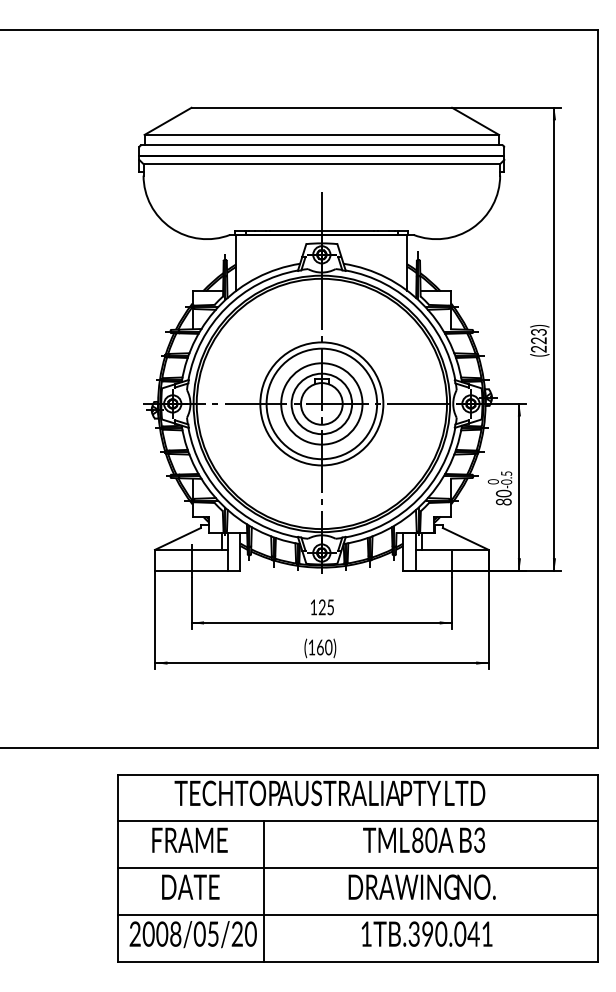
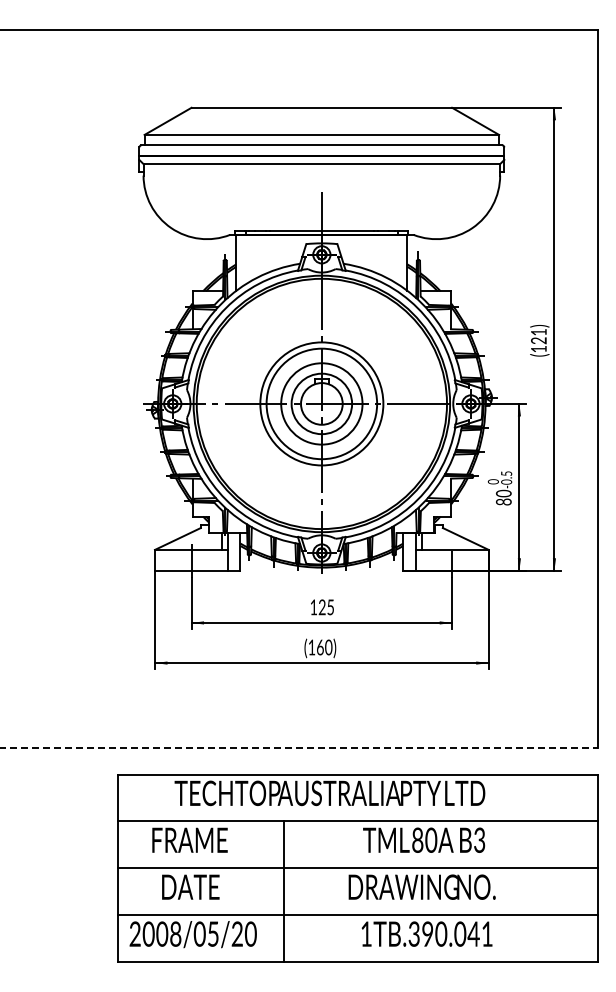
text: (223) -> (121) (538, 340)
line: solid -> dashed (299, 747)
line position: (263, 891) -> (283, 891) (283, 891)
